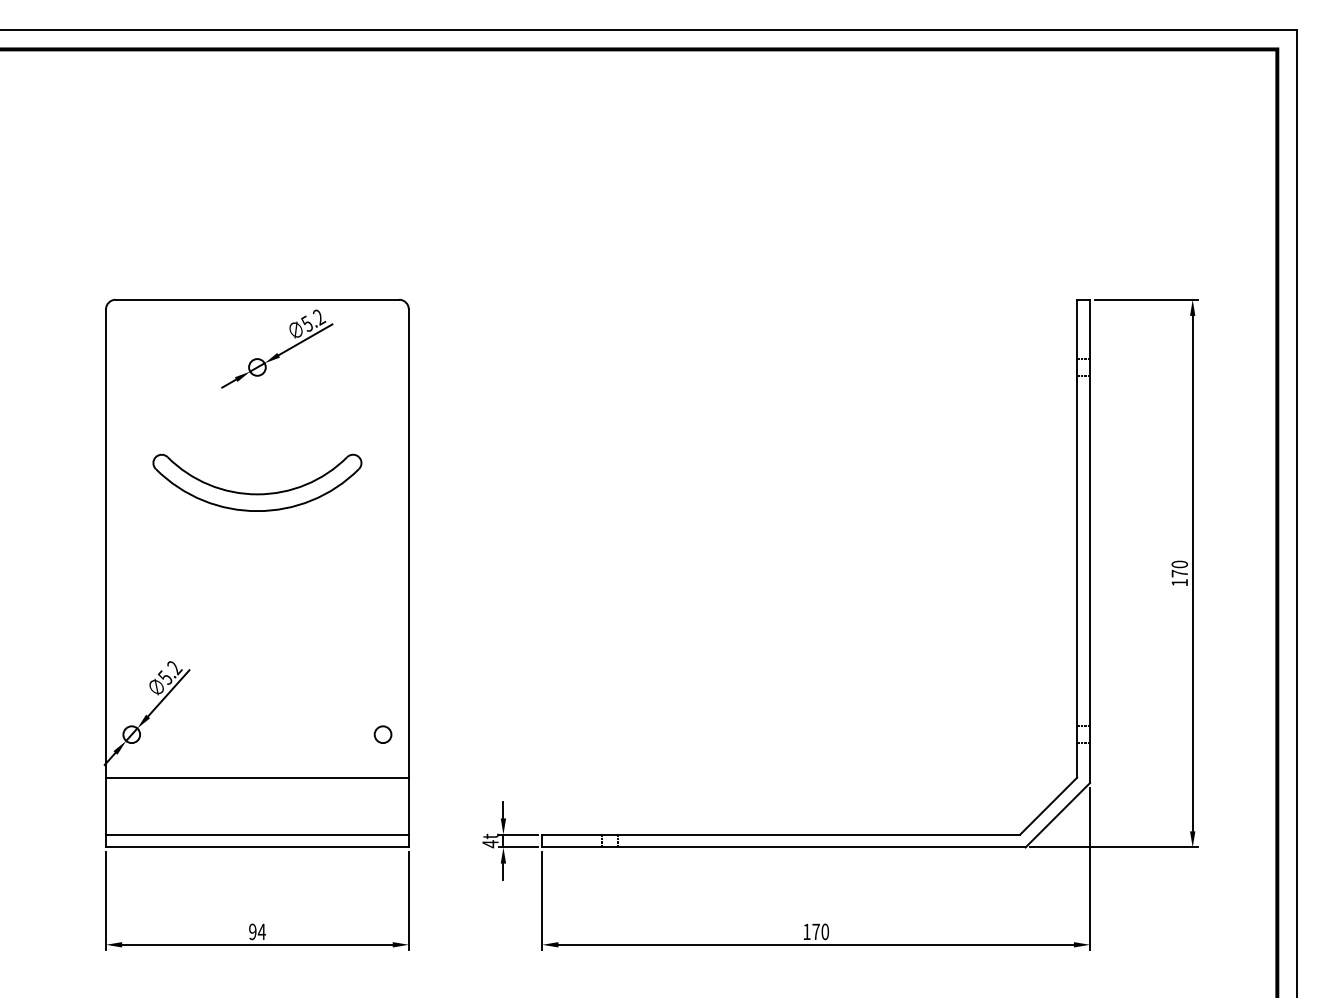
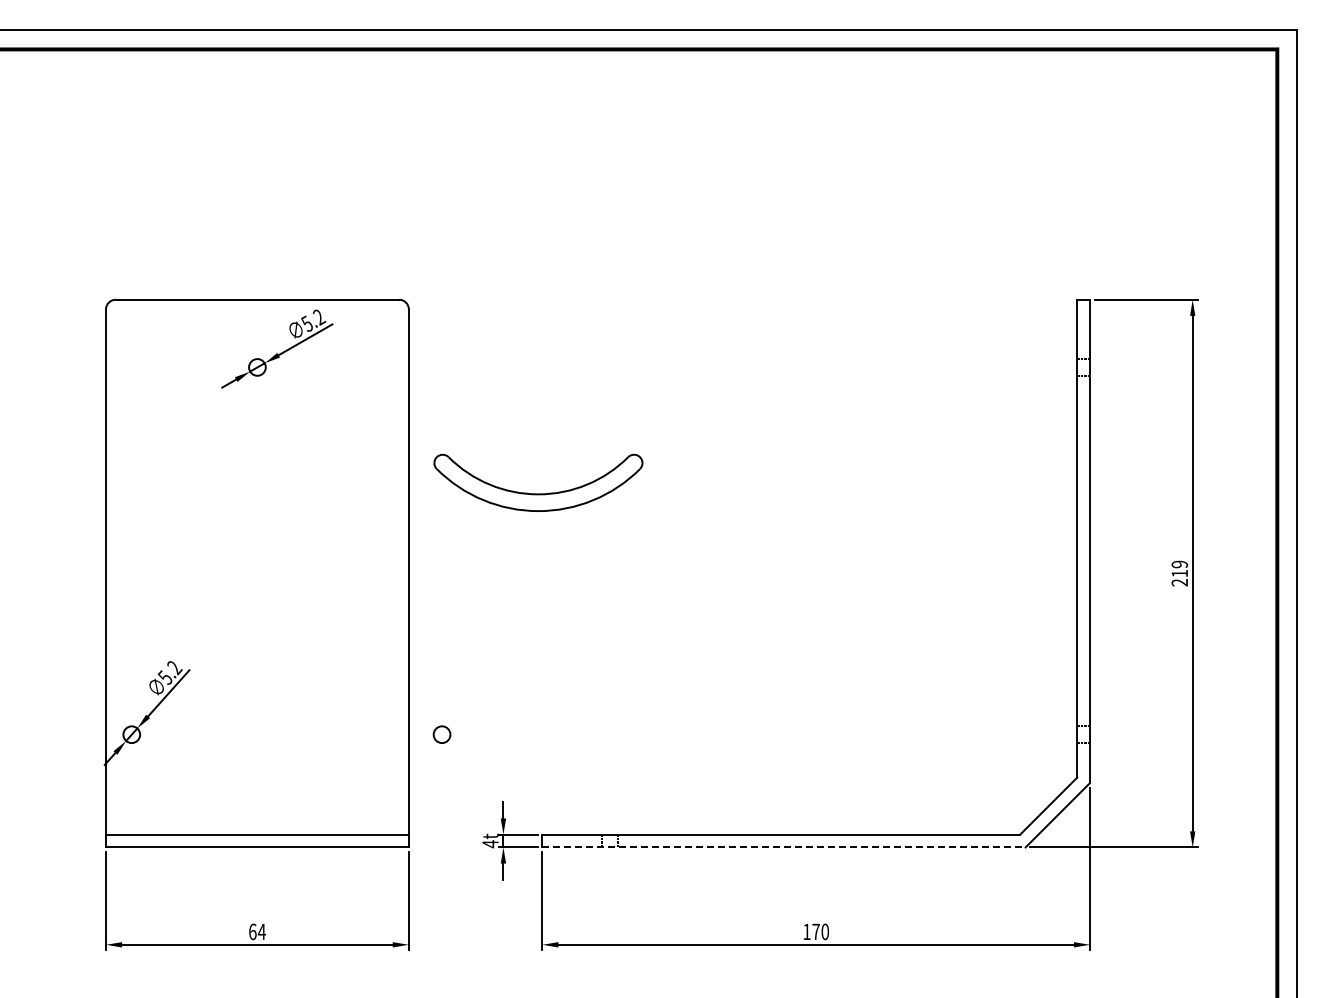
part position: (257, 493) -> (538, 493) (538, 493)
text: 170 -> 219 (1179, 573)
circle position: (382, 734) -> (441, 734) (441, 734)
line: present -> none (257, 777)
line: solid -> dashed (783, 847)
text: 94 -> 64 (252, 931)
